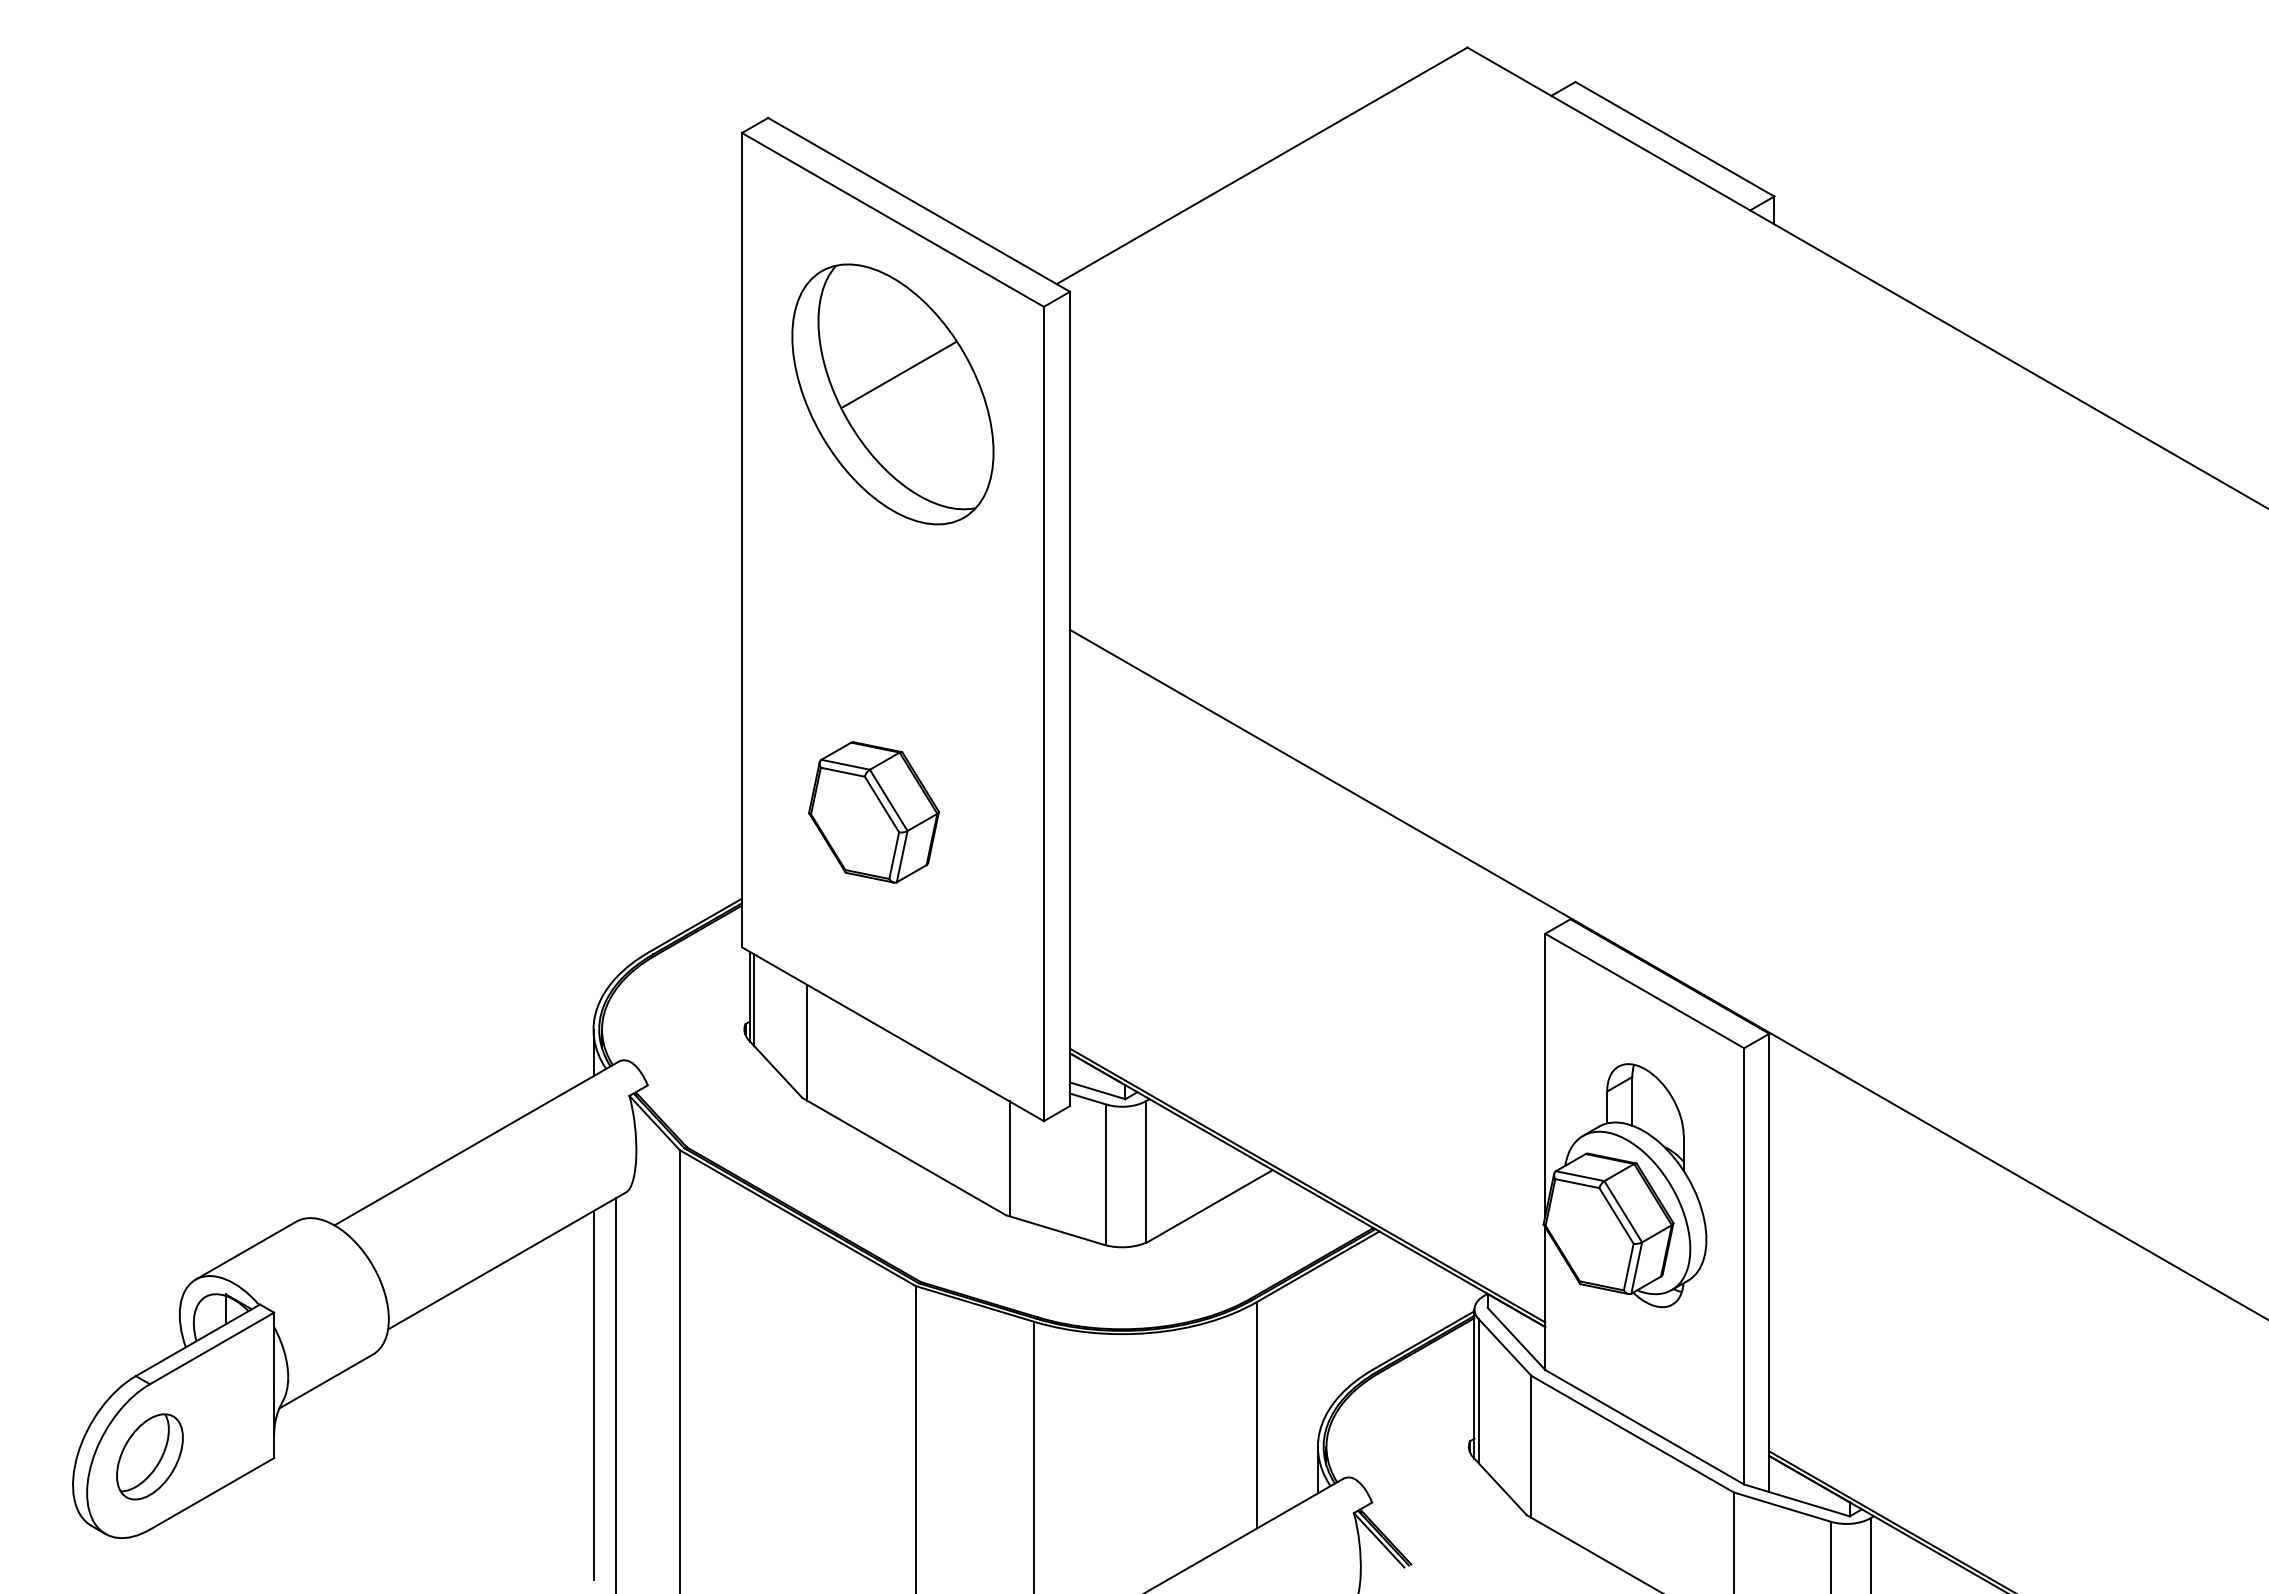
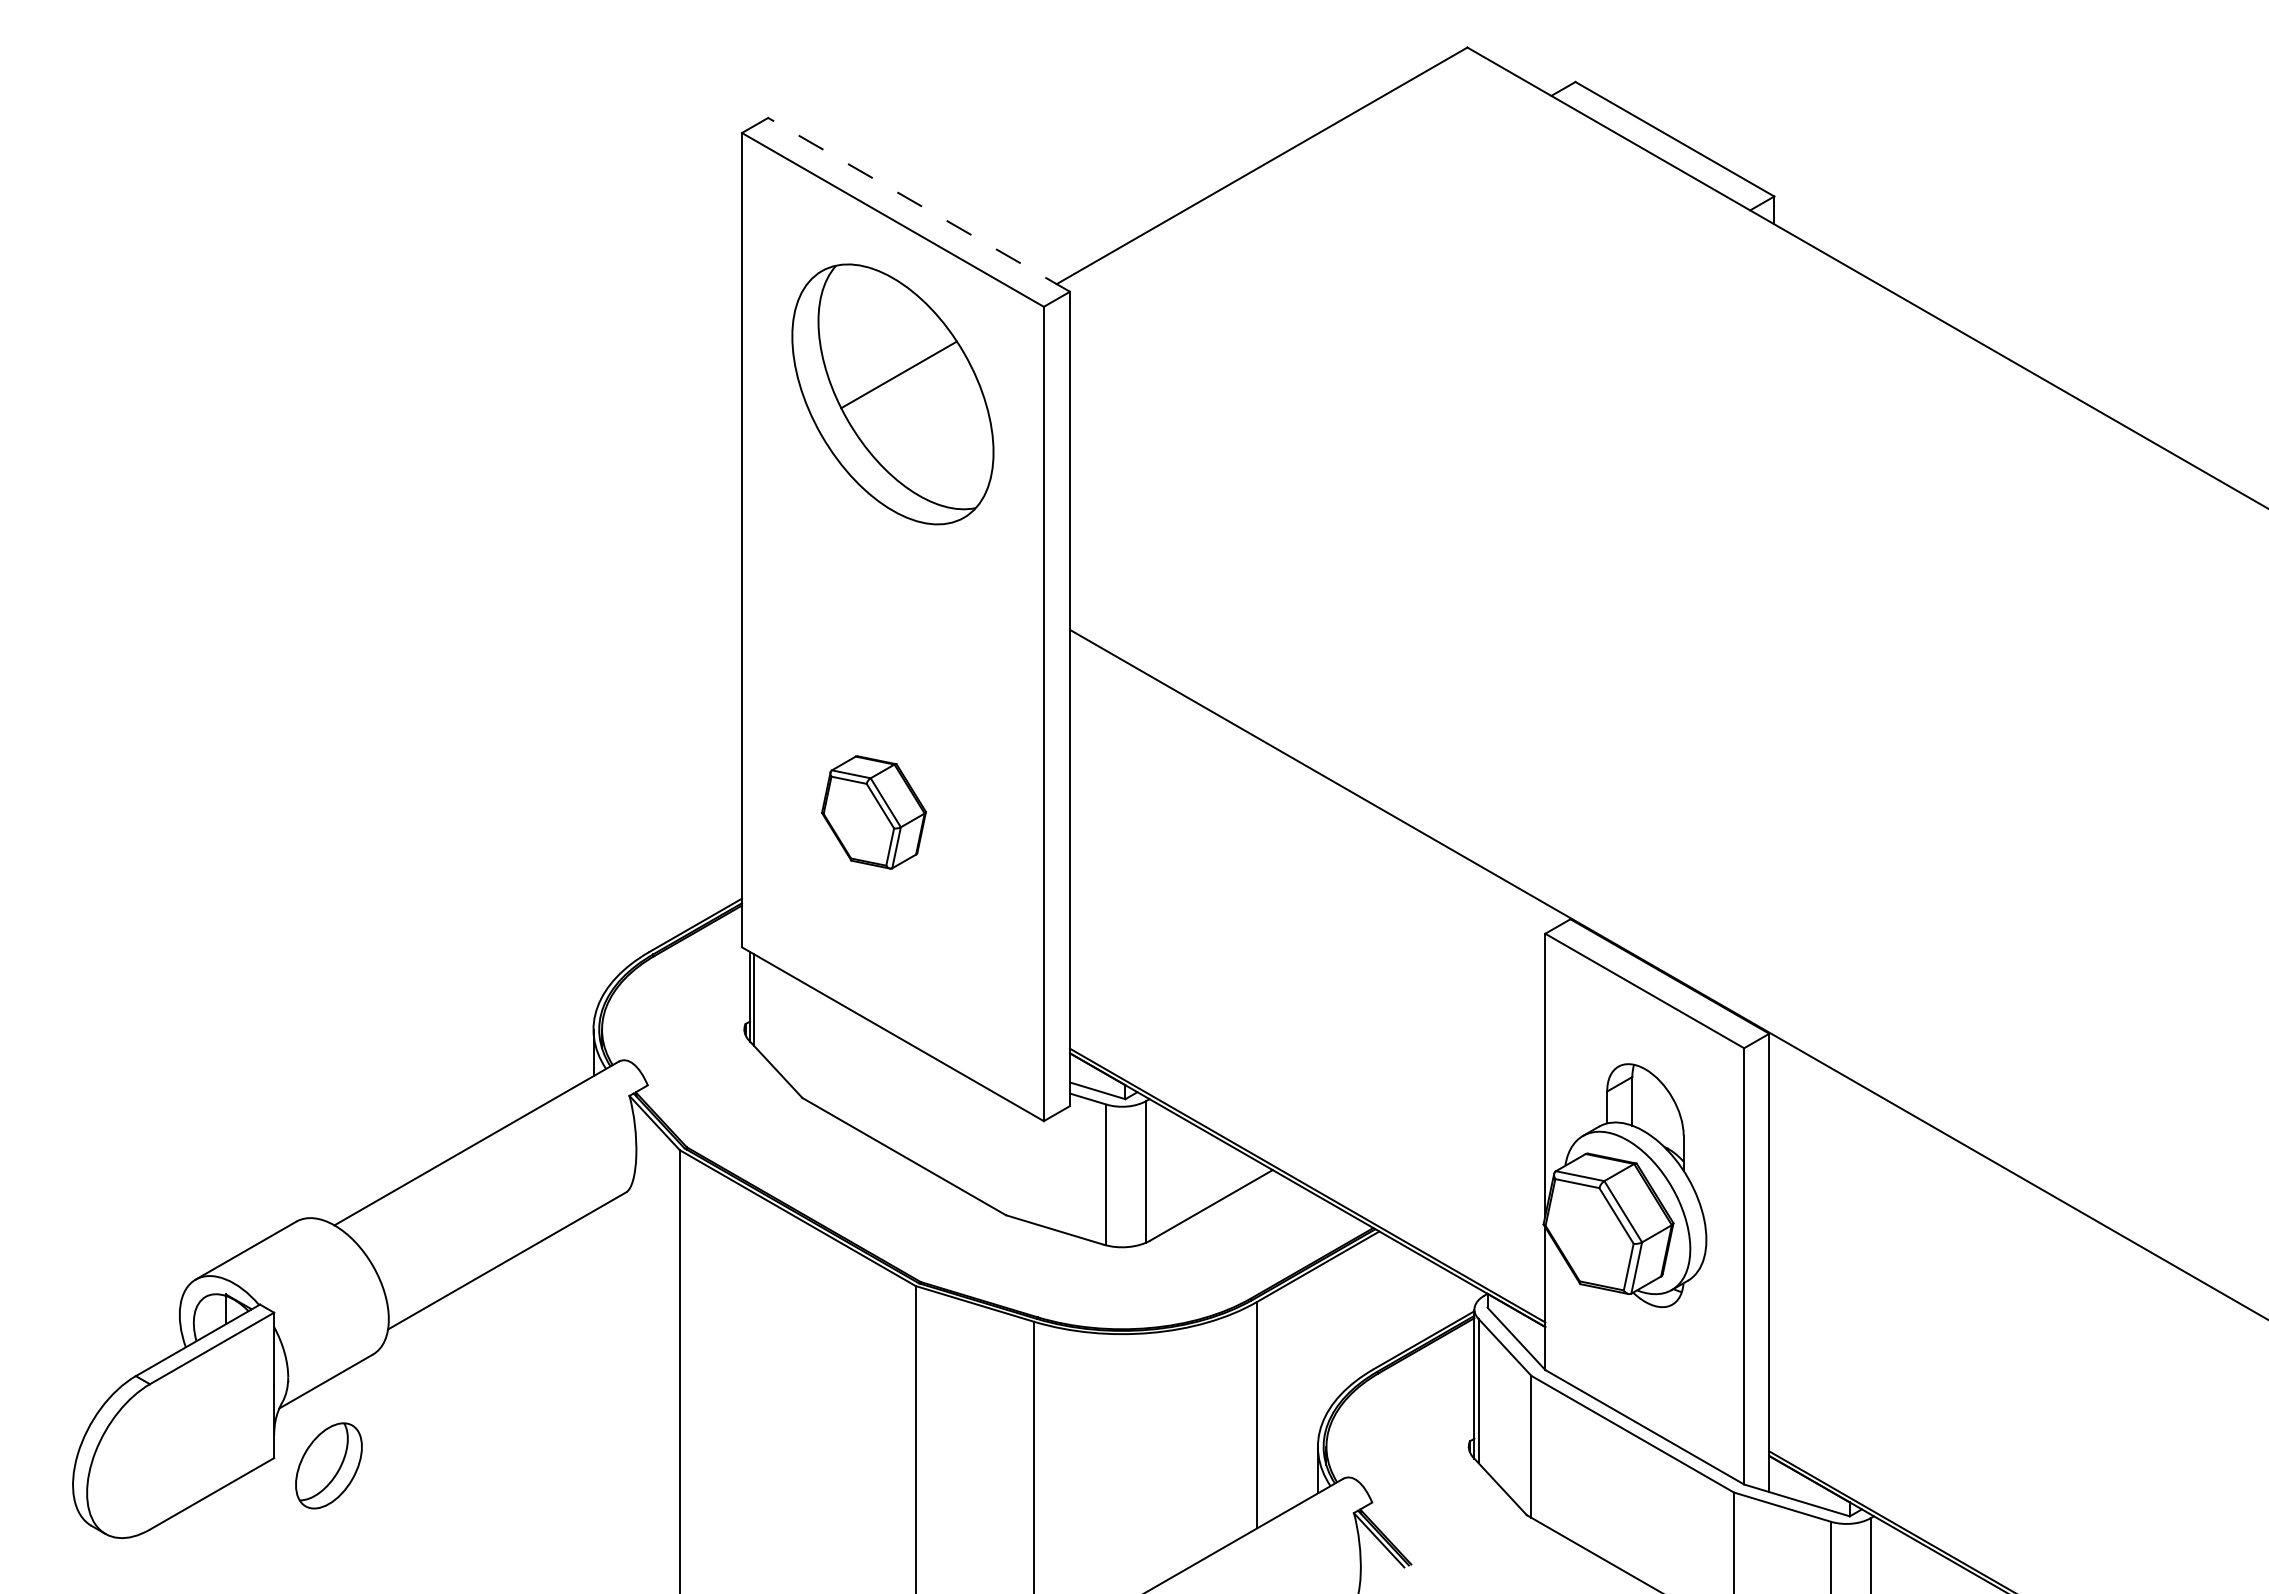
line: solid -> dashed (918, 204)
part size: 132x143 px -> 106x115 px (873, 812)
line: present -> none (807, 1042)
line: present -> none (1009, 1158)
line: present -> none (615, 1394)
line: present -> none (593, 1395)
part position: (149, 1456) -> (328, 1465) (328, 1465)
